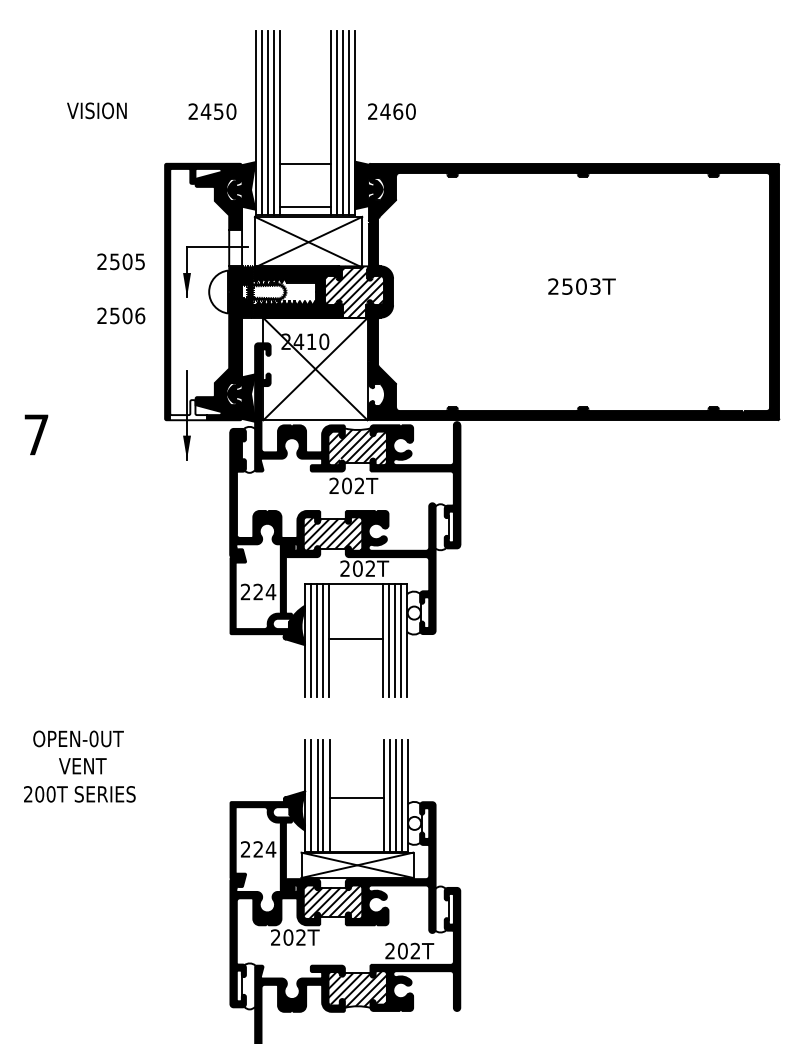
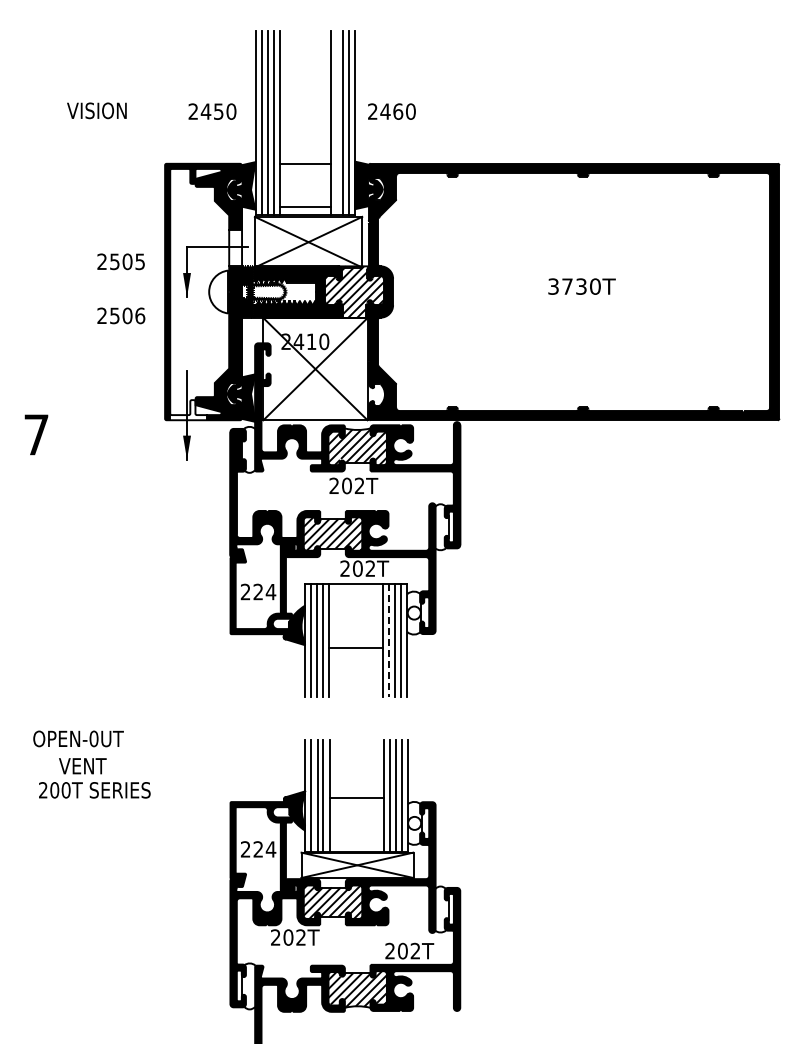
line: present -> none (336, 123)
text: 2503T -> 3730T (574, 286)
line position: (356, 638) -> (356, 647) (356, 647)
line: solid -> dashed (389, 641)
text position: (79, 794) -> (94, 790) (94, 790)
